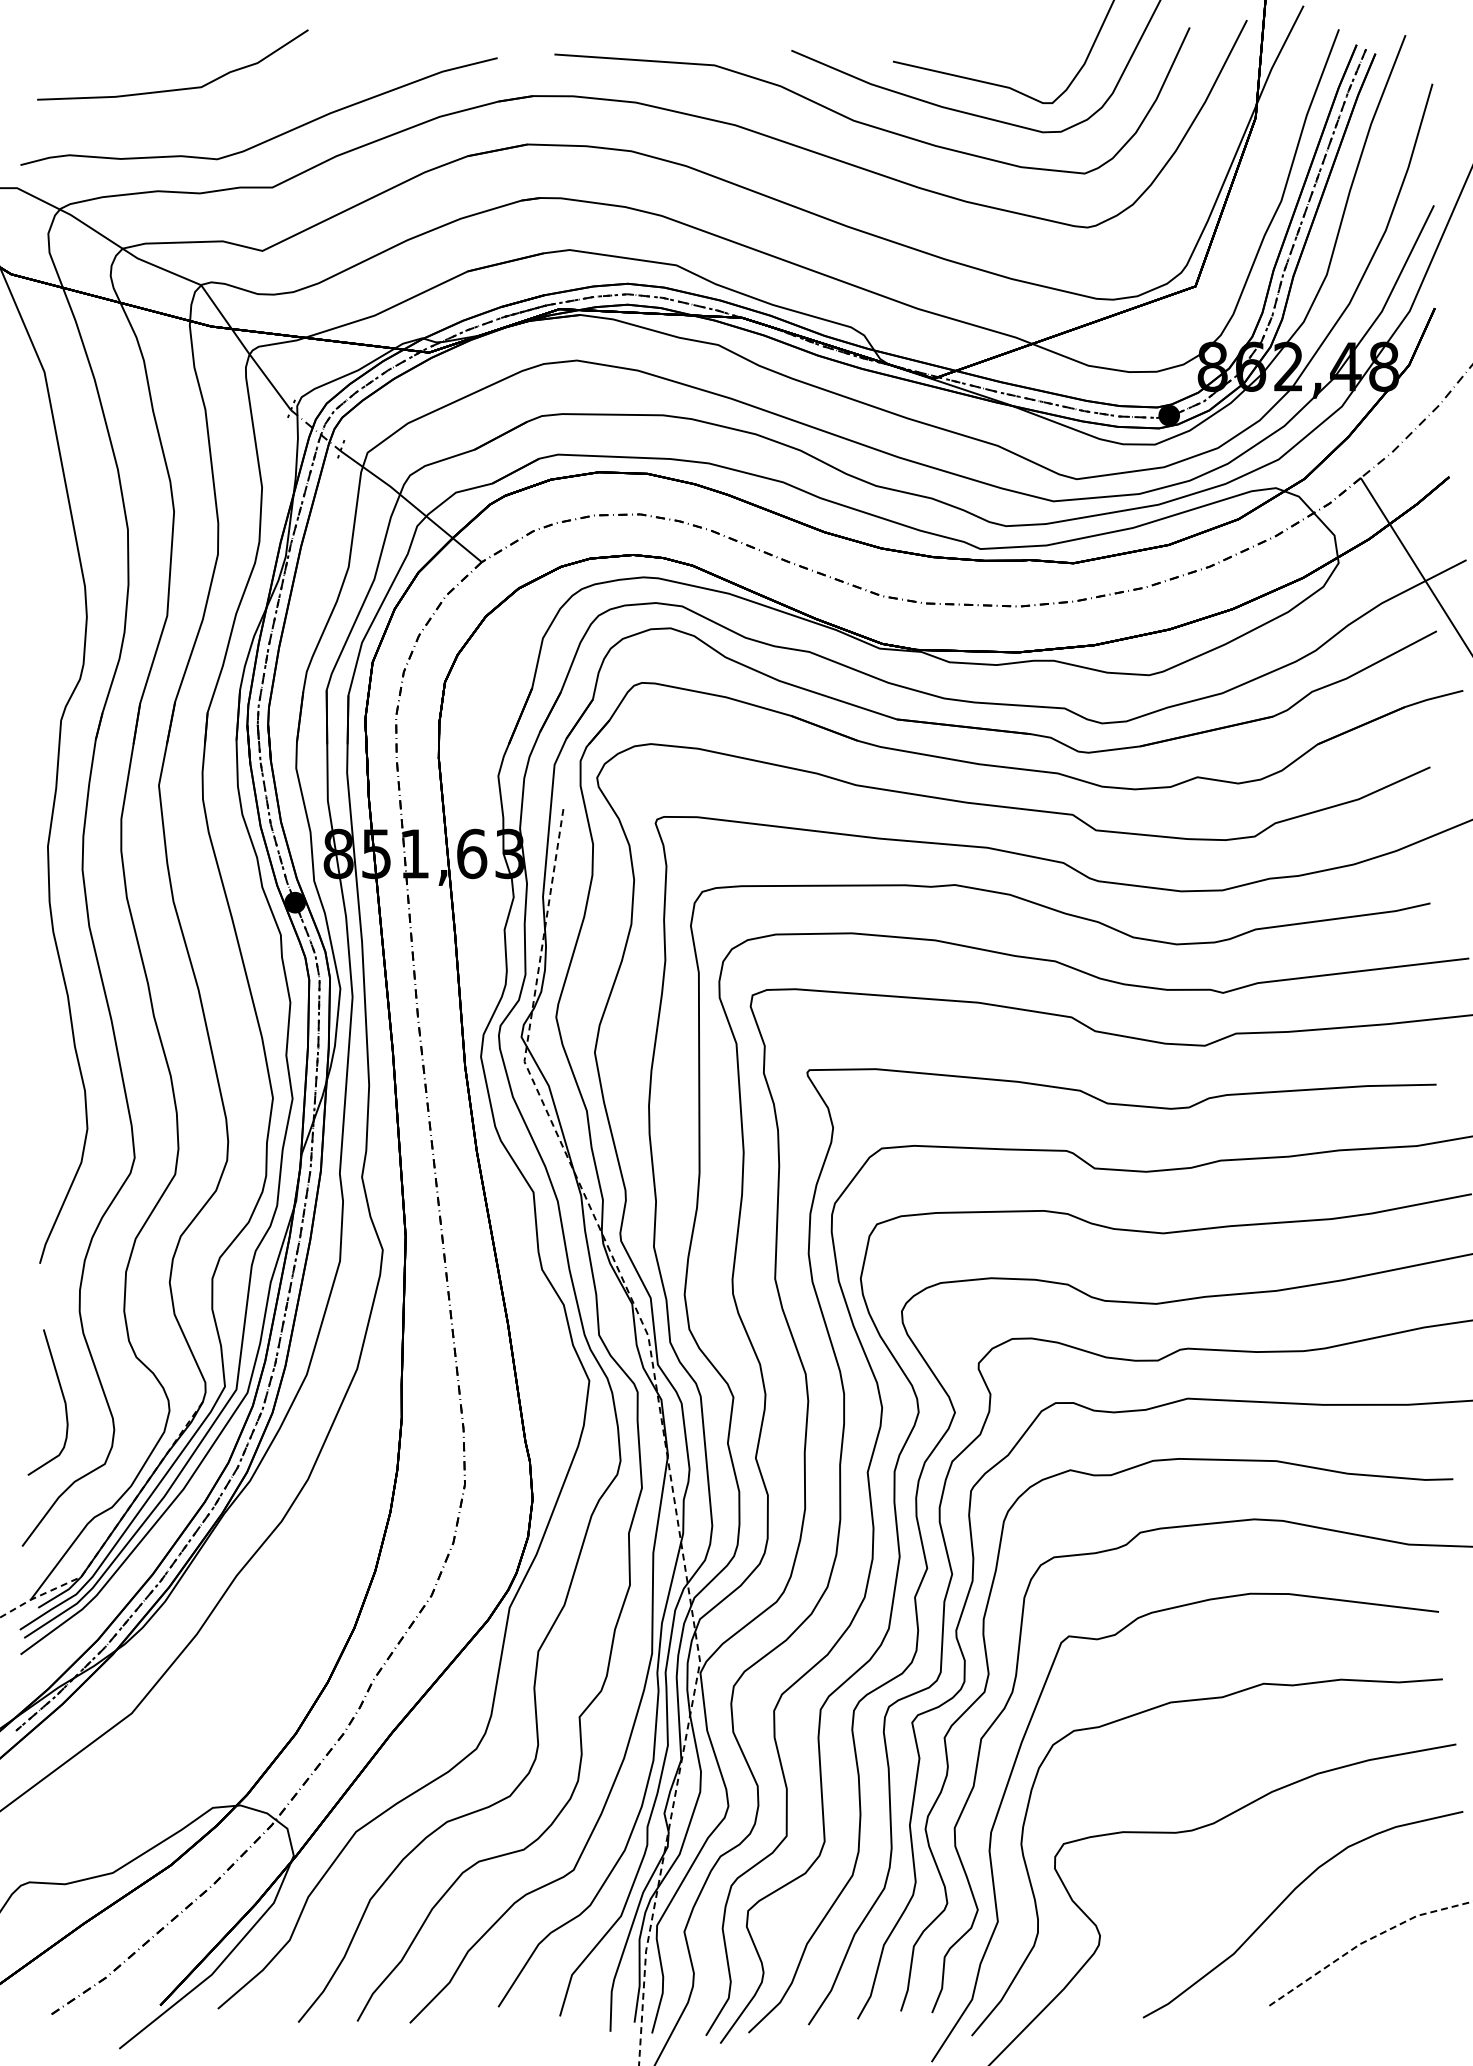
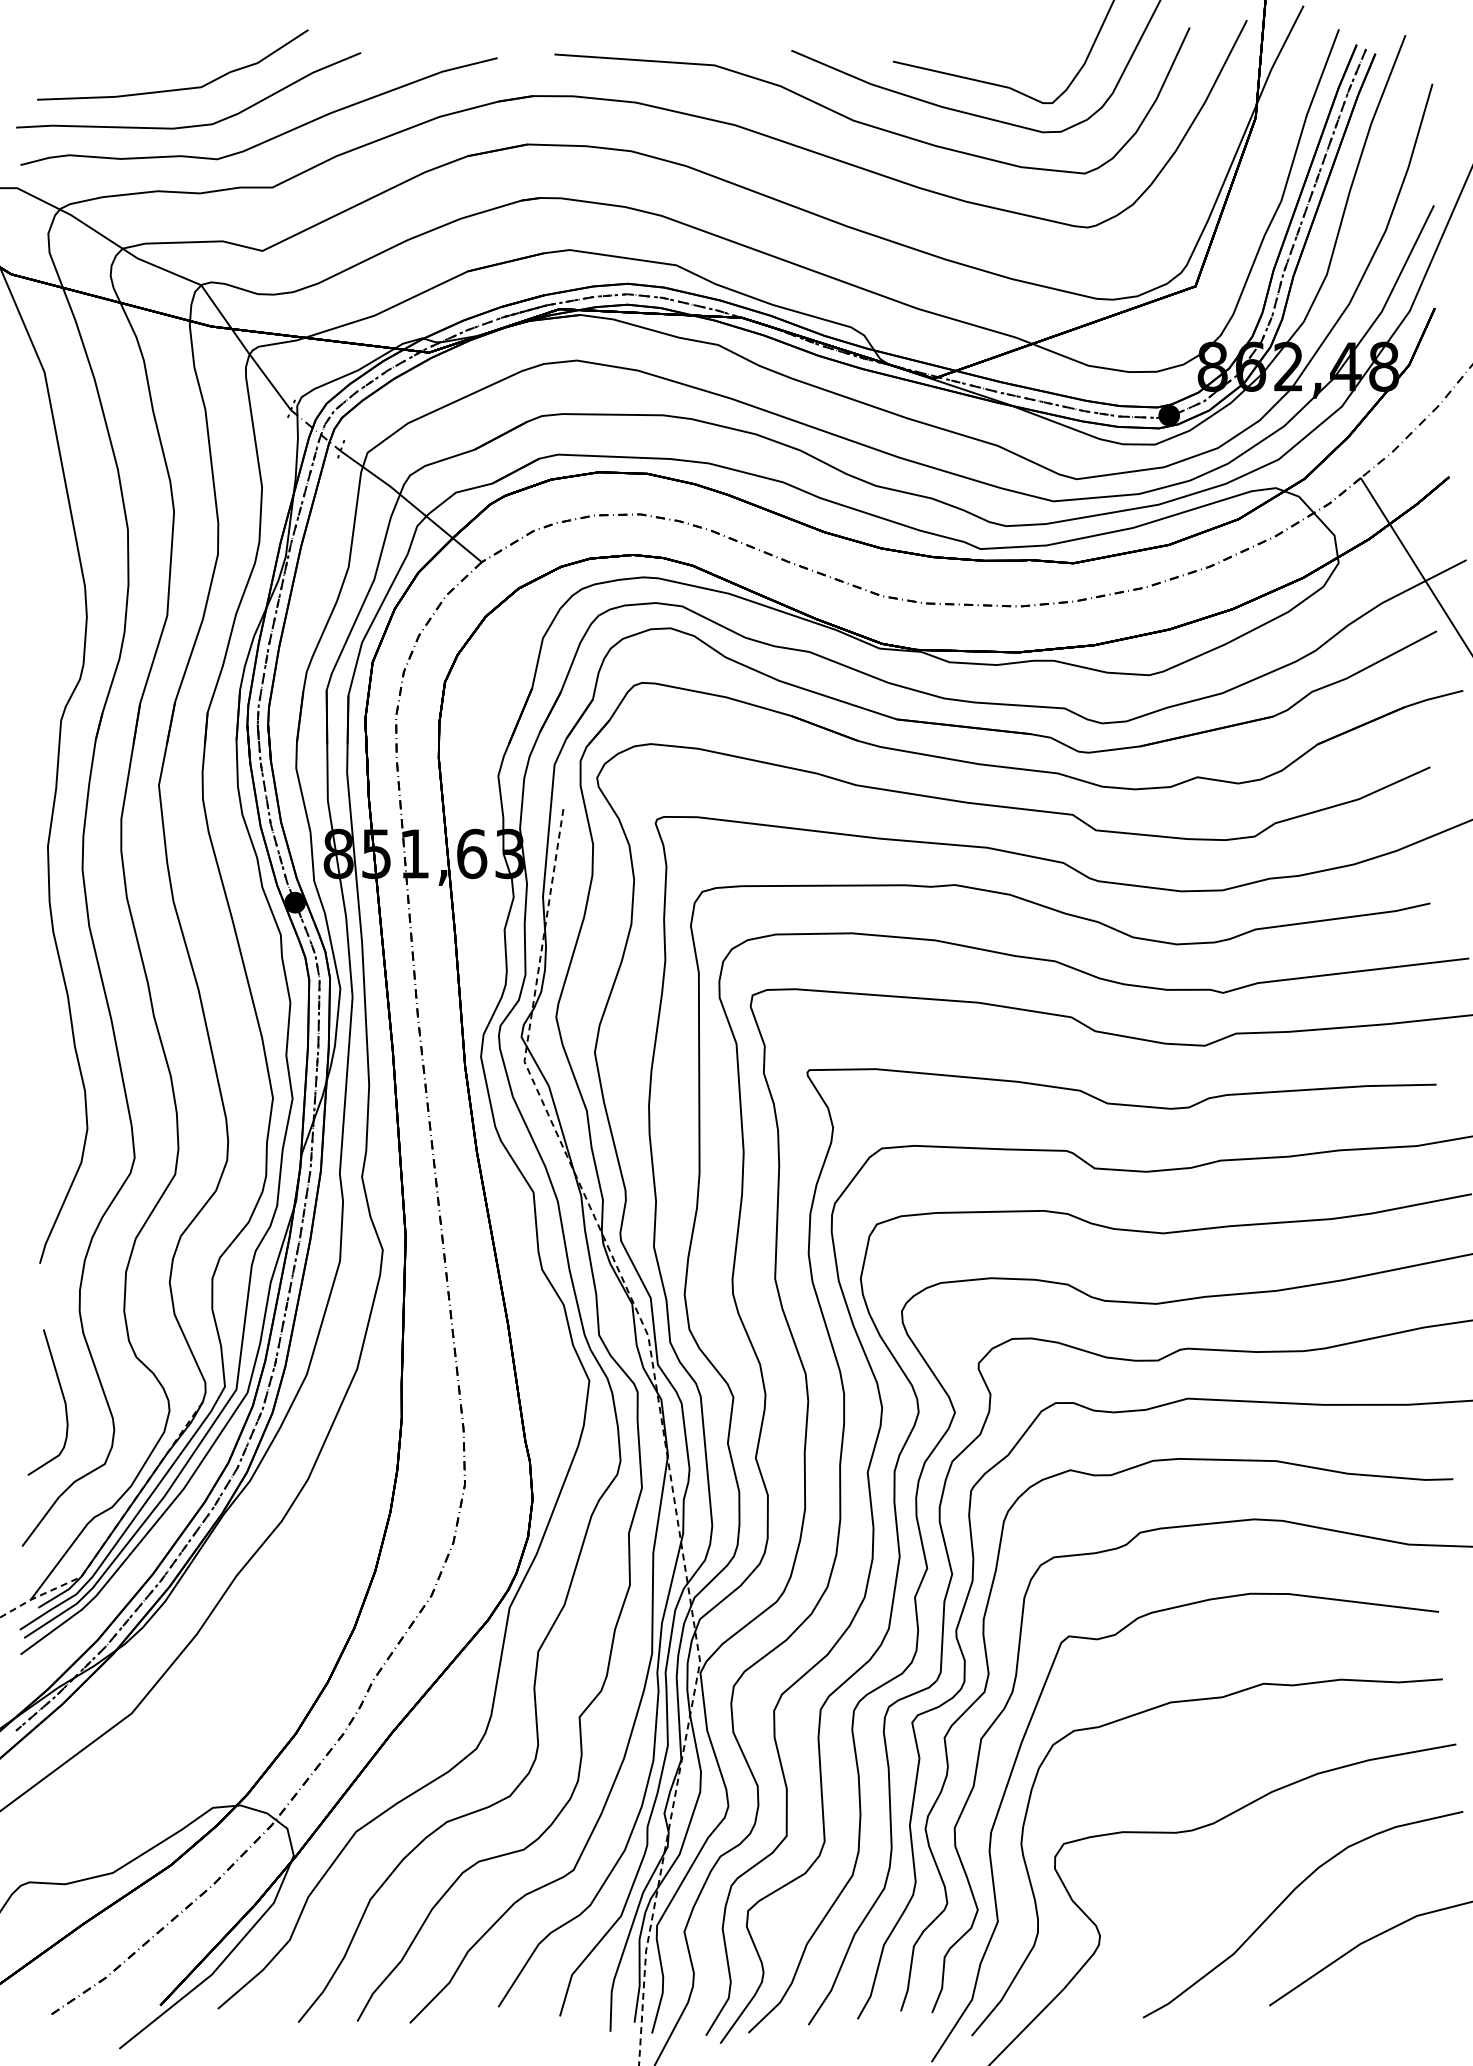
curve: none -> present (189, 125)
line: dashed -> solid (1364, 1941)
